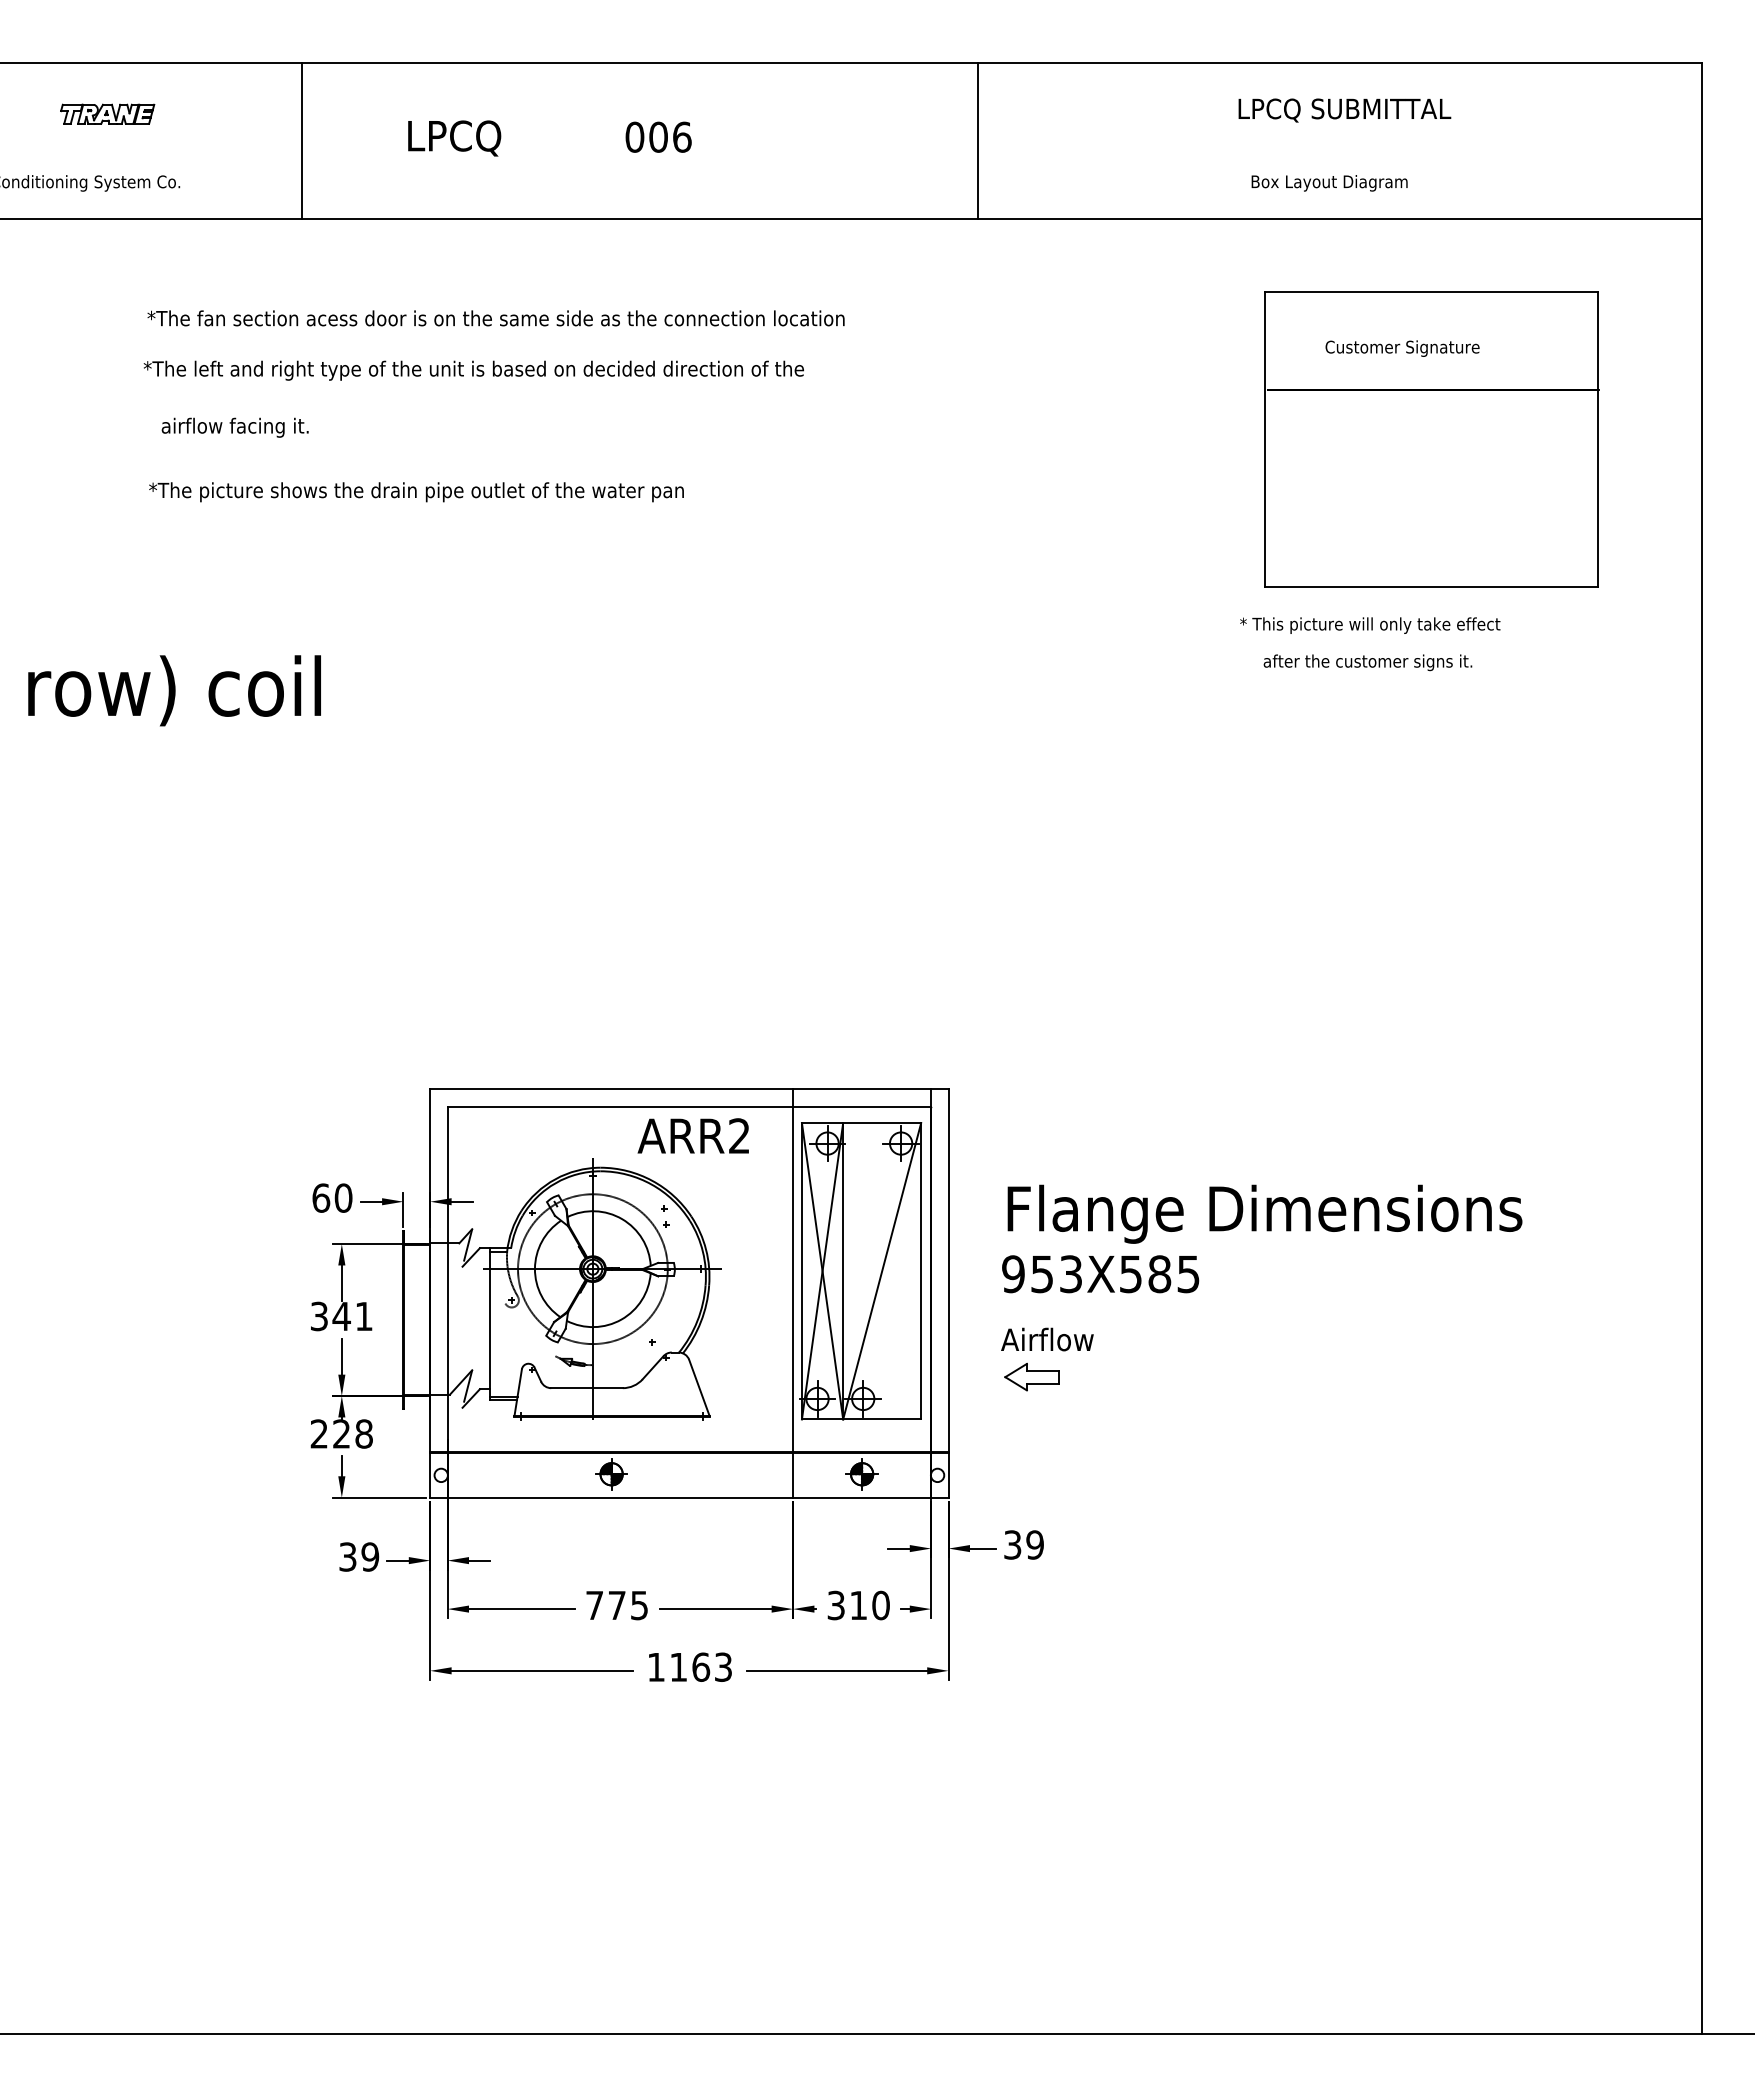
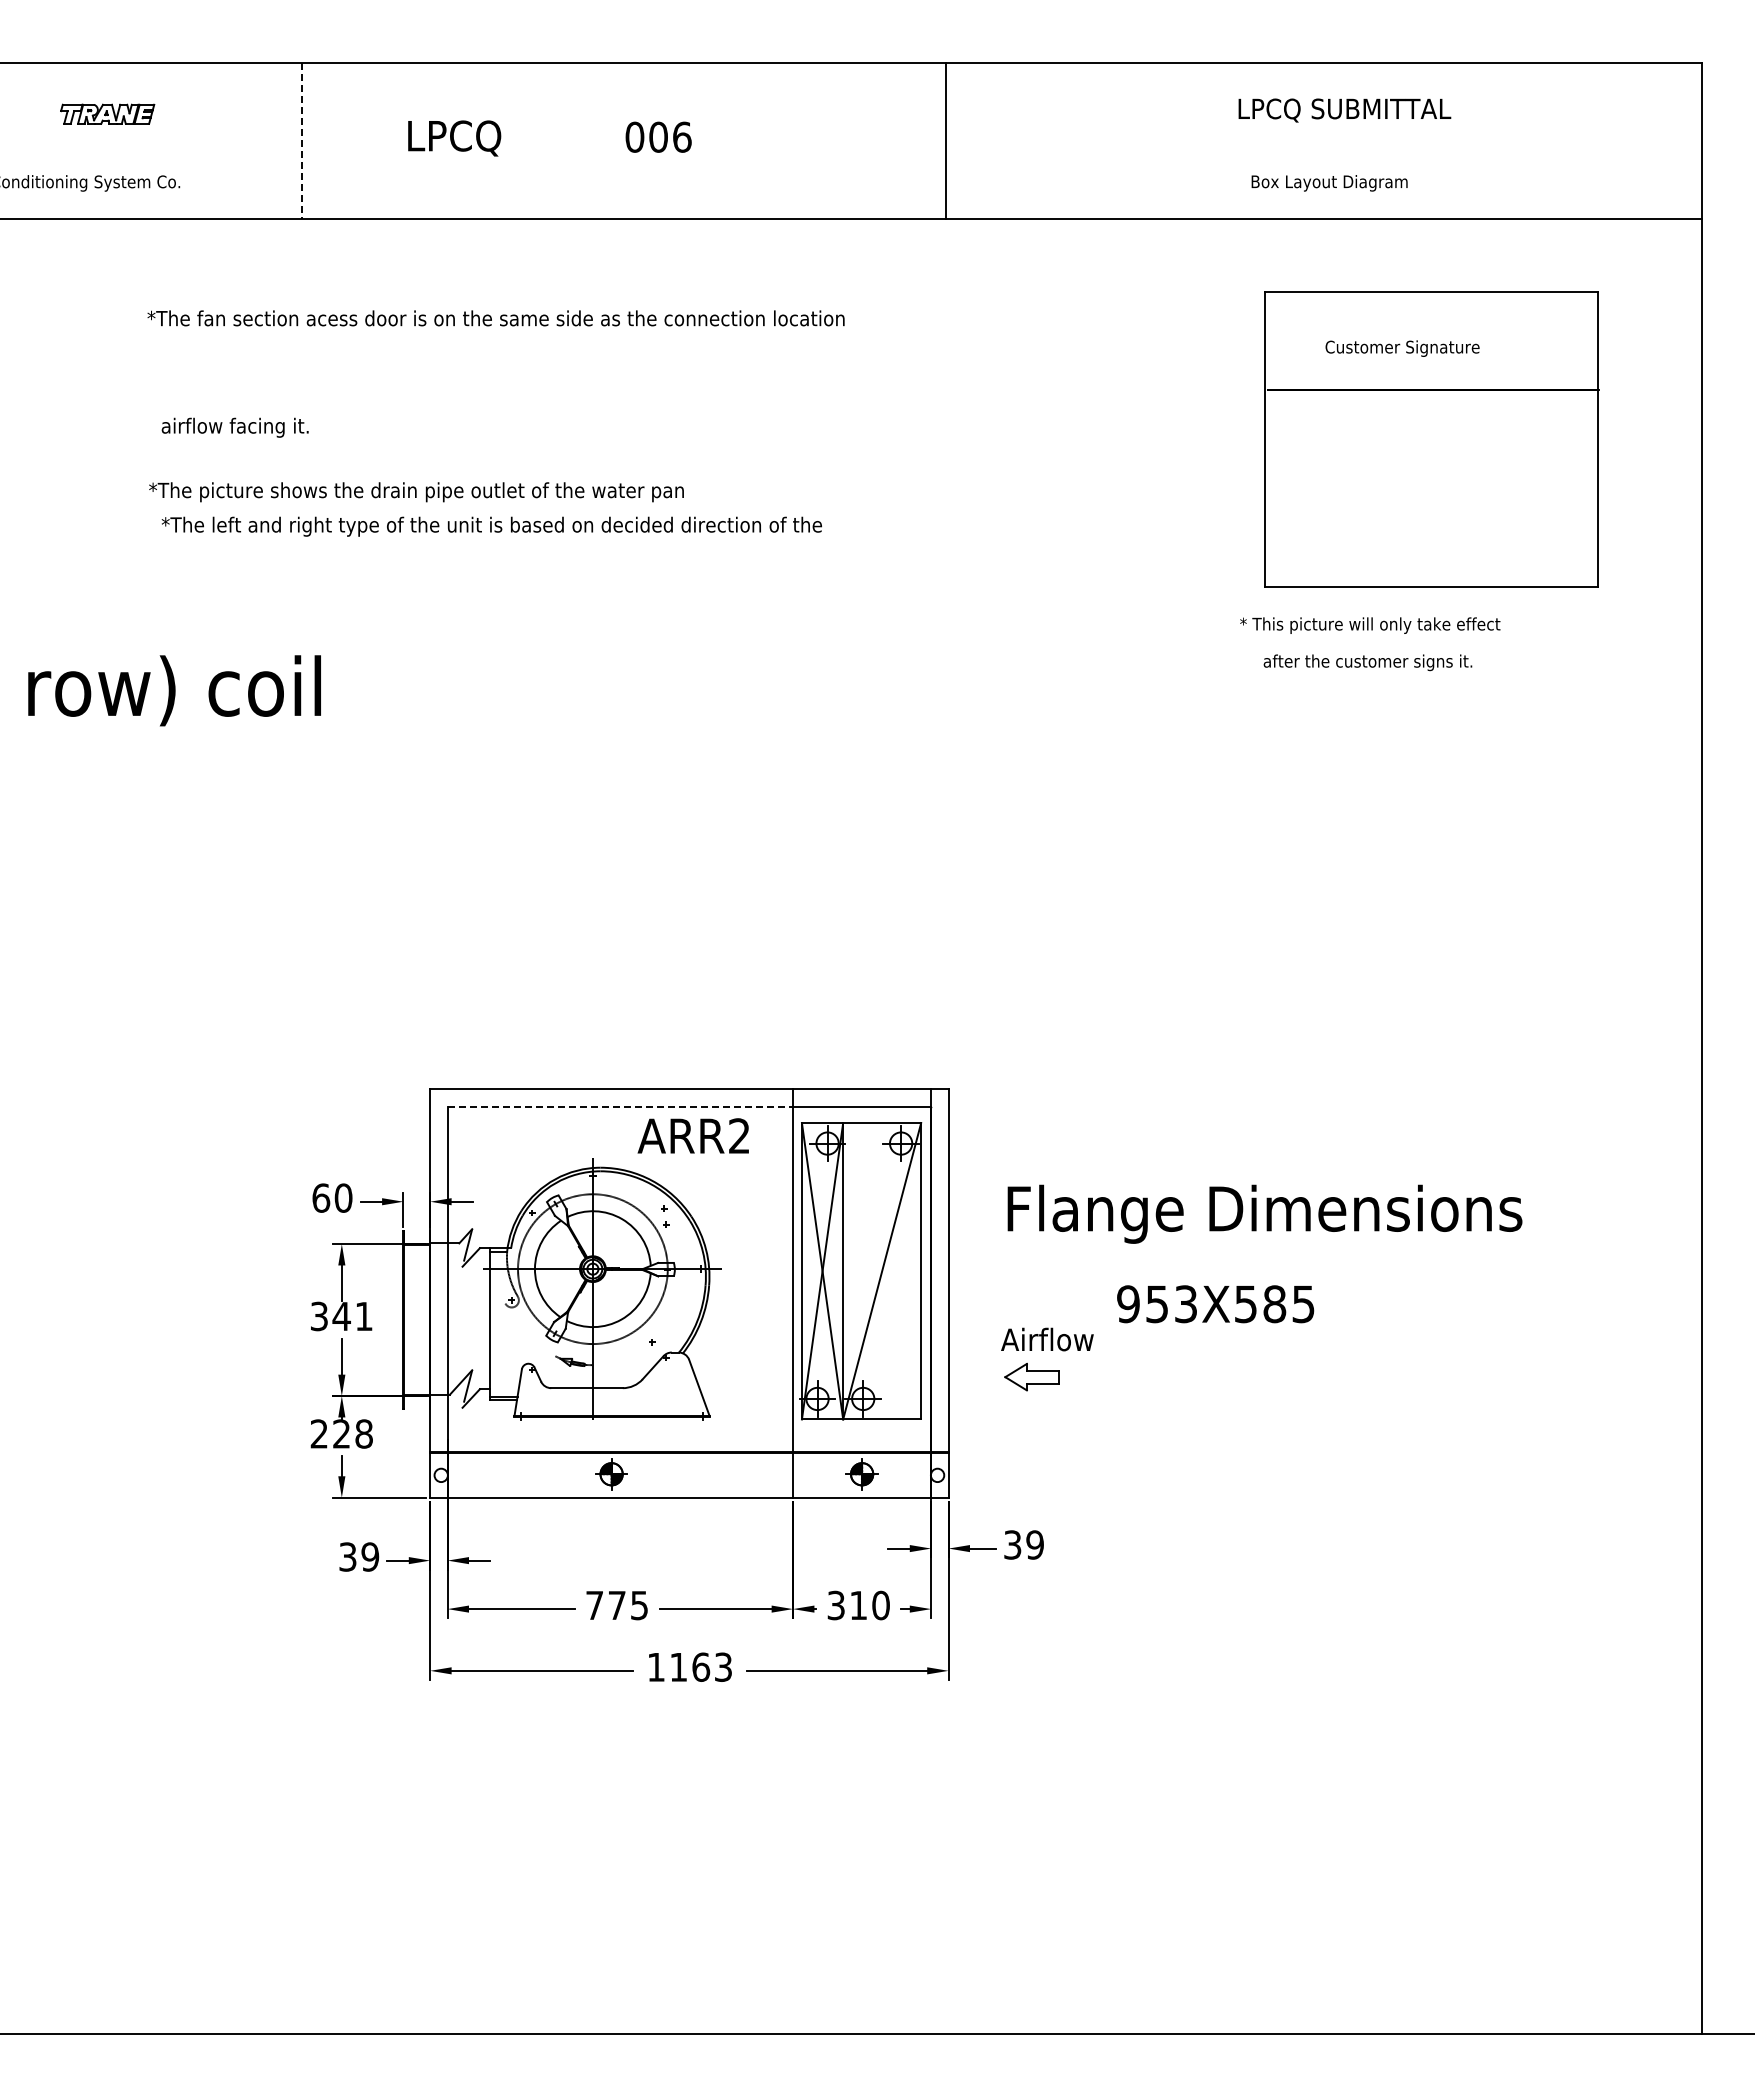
line: solid -> dashed (301, 140)
line position: (977, 140) -> (945, 140) (945, 140)
text position: (473, 370) -> (491, 526) (491, 526)
line: solid -> dashed (620, 1106)
text position: (1100, 1274) -> (1215, 1304) (1215, 1304)
